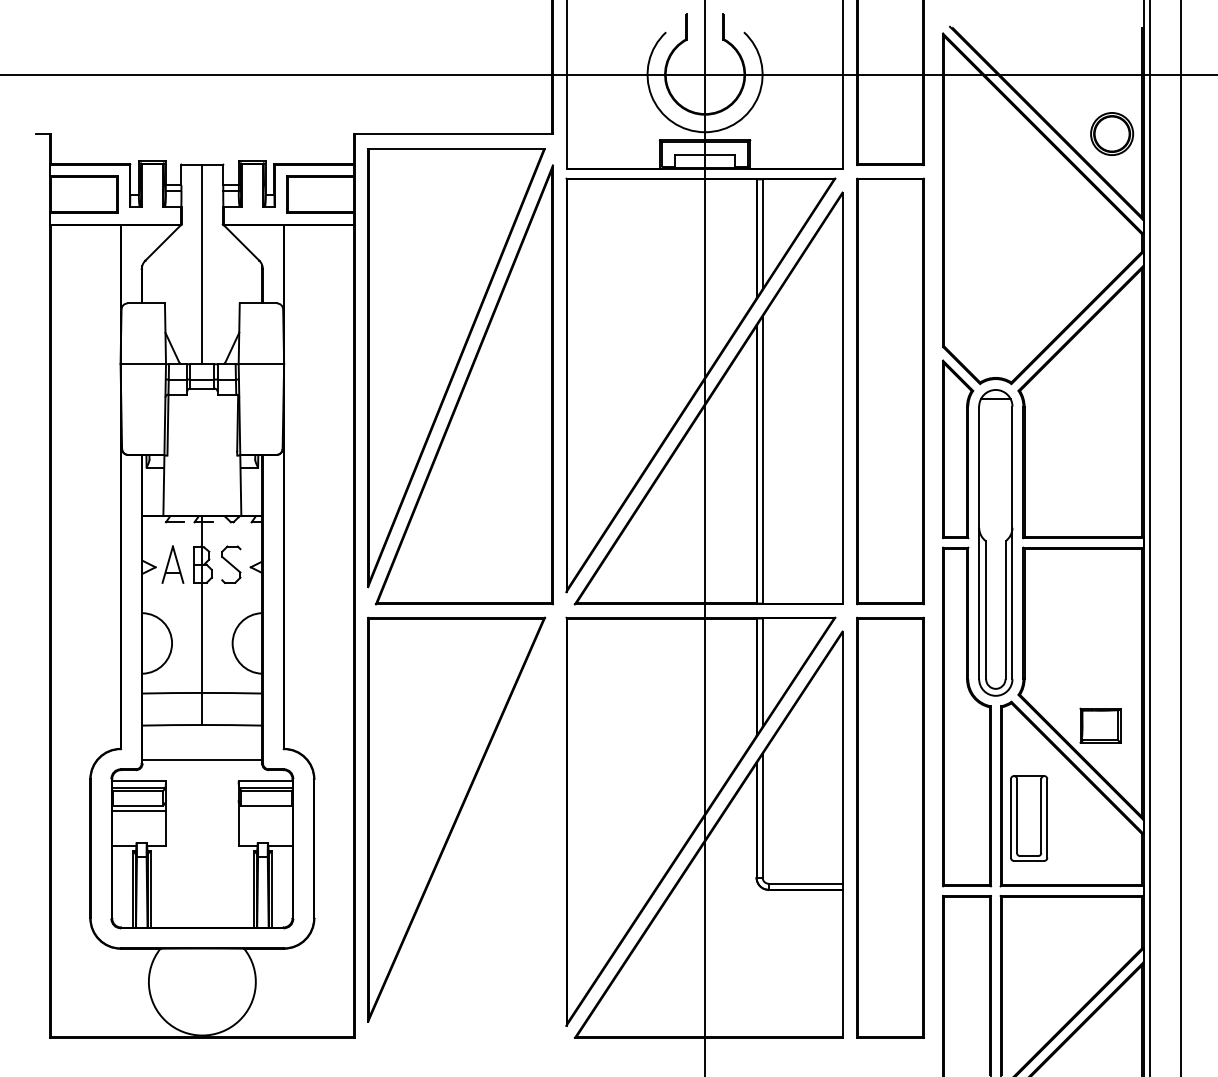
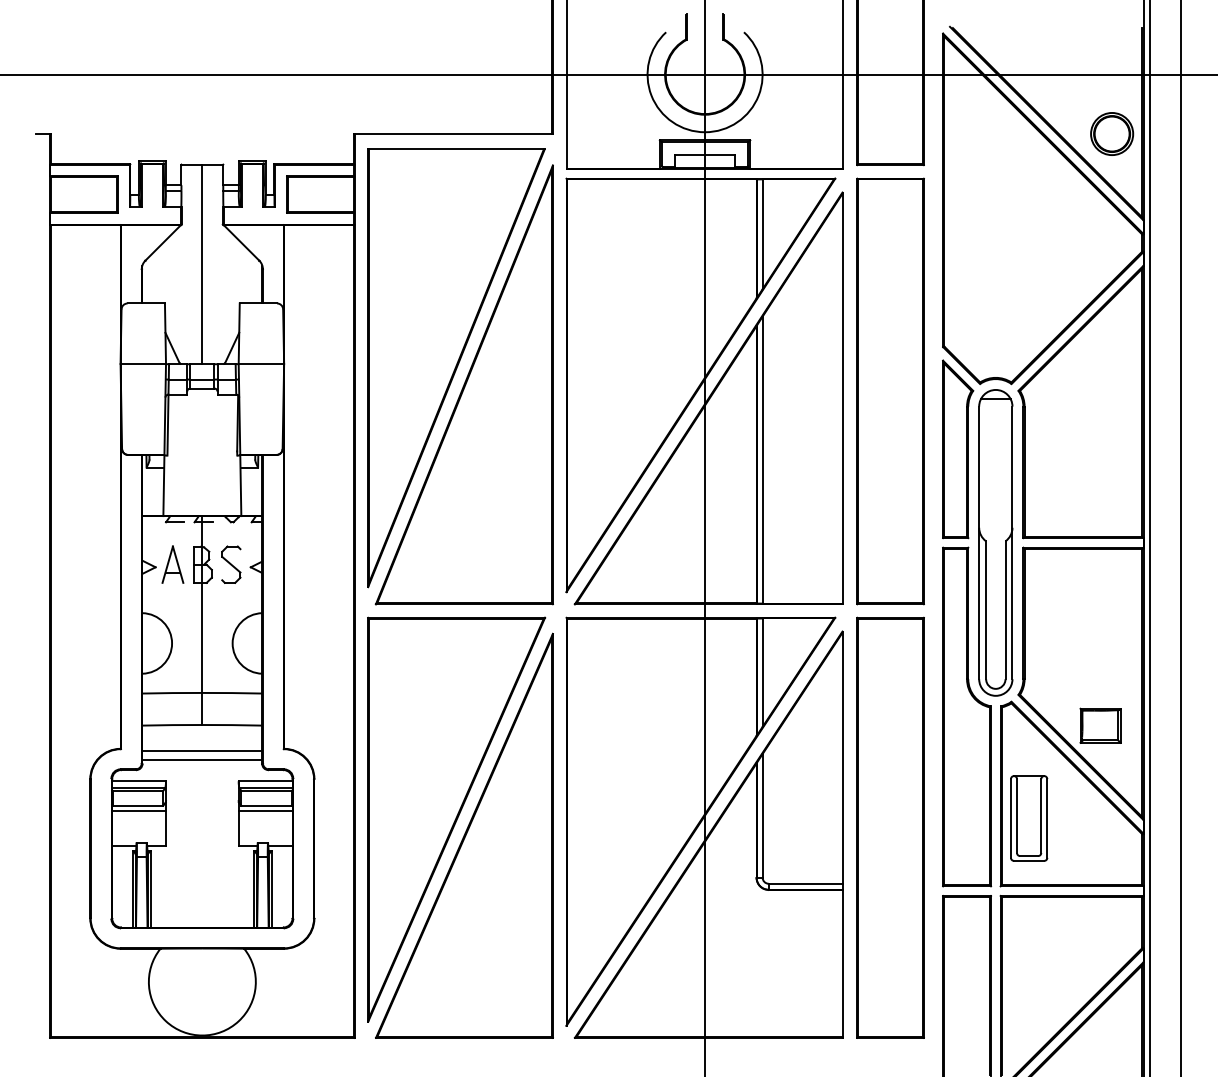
line: none -> present (202, 750)
line: none -> present (265, 811)
part: none -> present (464, 835)
